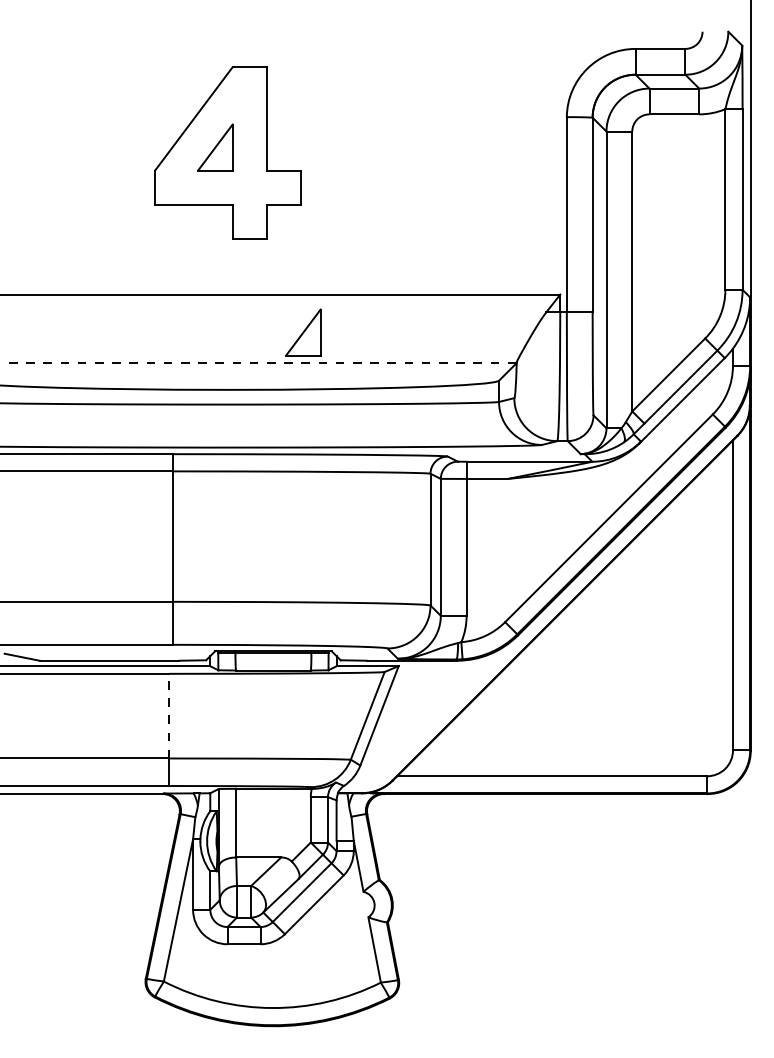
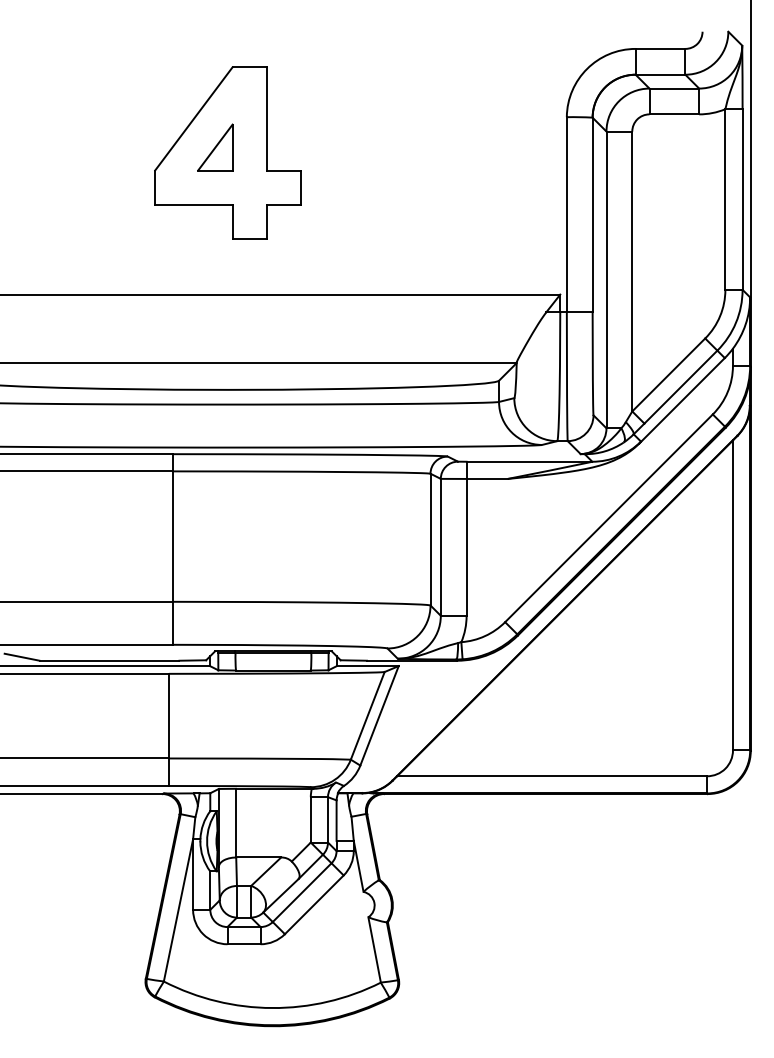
part: present -> none (303, 332)
line: dashed -> solid (257, 363)
line: dashed -> solid (168, 715)
